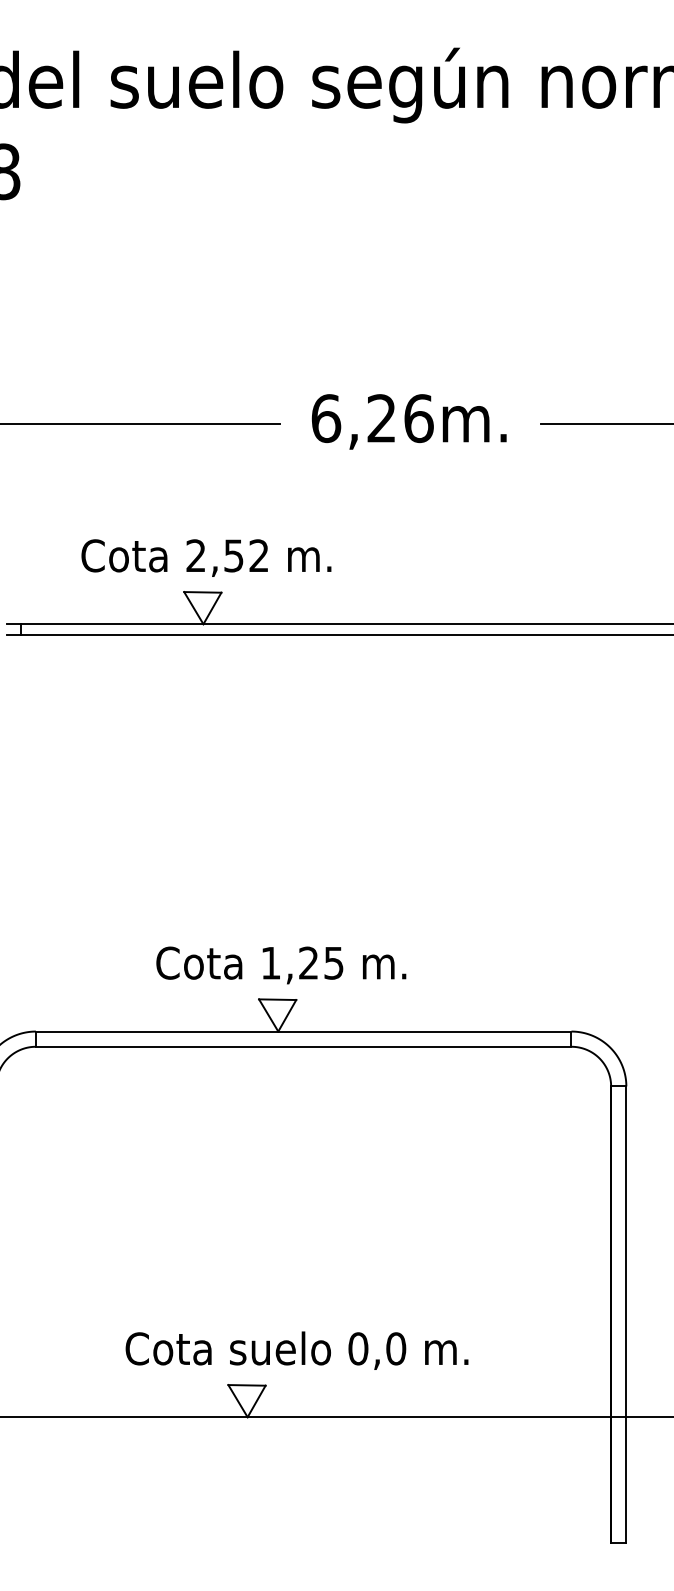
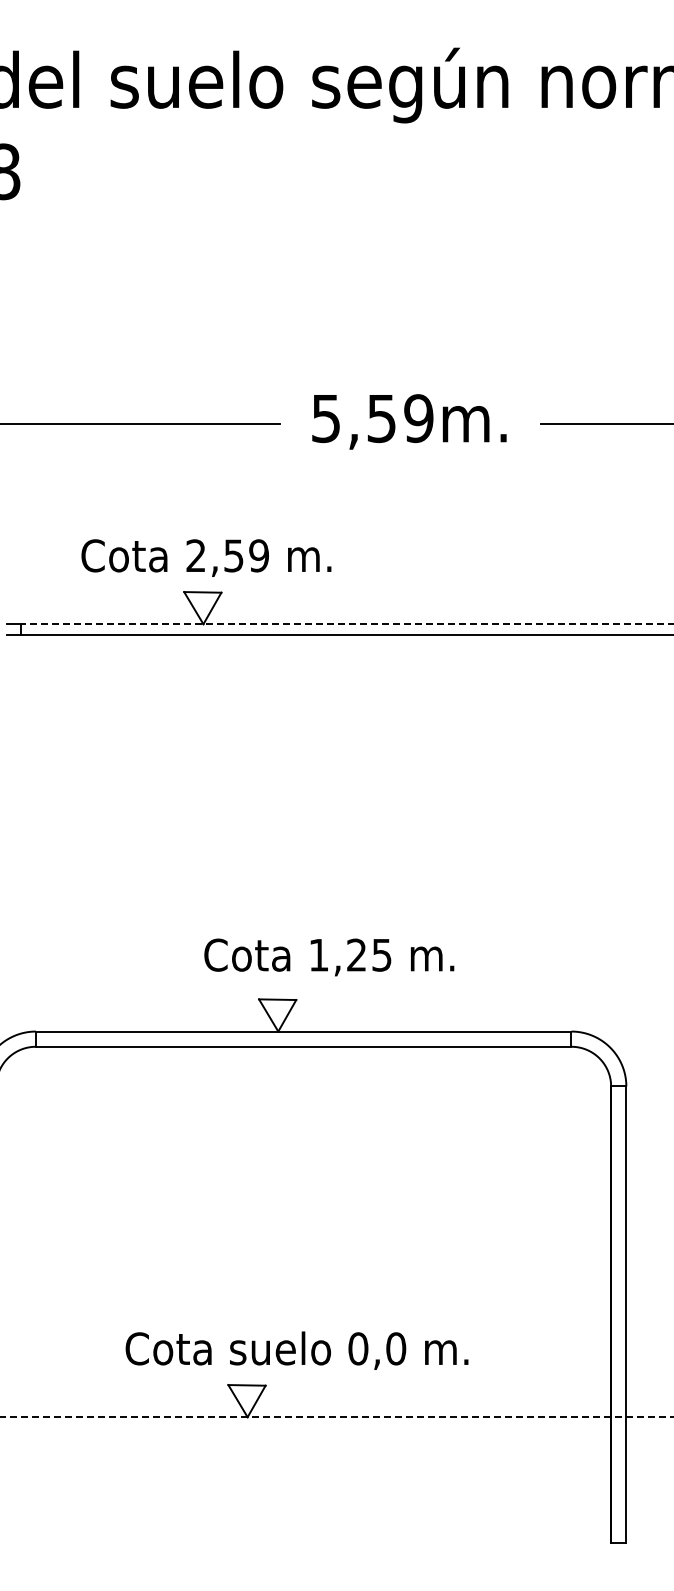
text: 6,26m. -> 5,59m. (372, 418)
text: 2,52 -> 2,59 (258, 555)
line: solid -> dashed (347, 624)
text position: (281, 965) -> (329, 957) (329, 957)
line: solid -> dashed (337, 1417)
